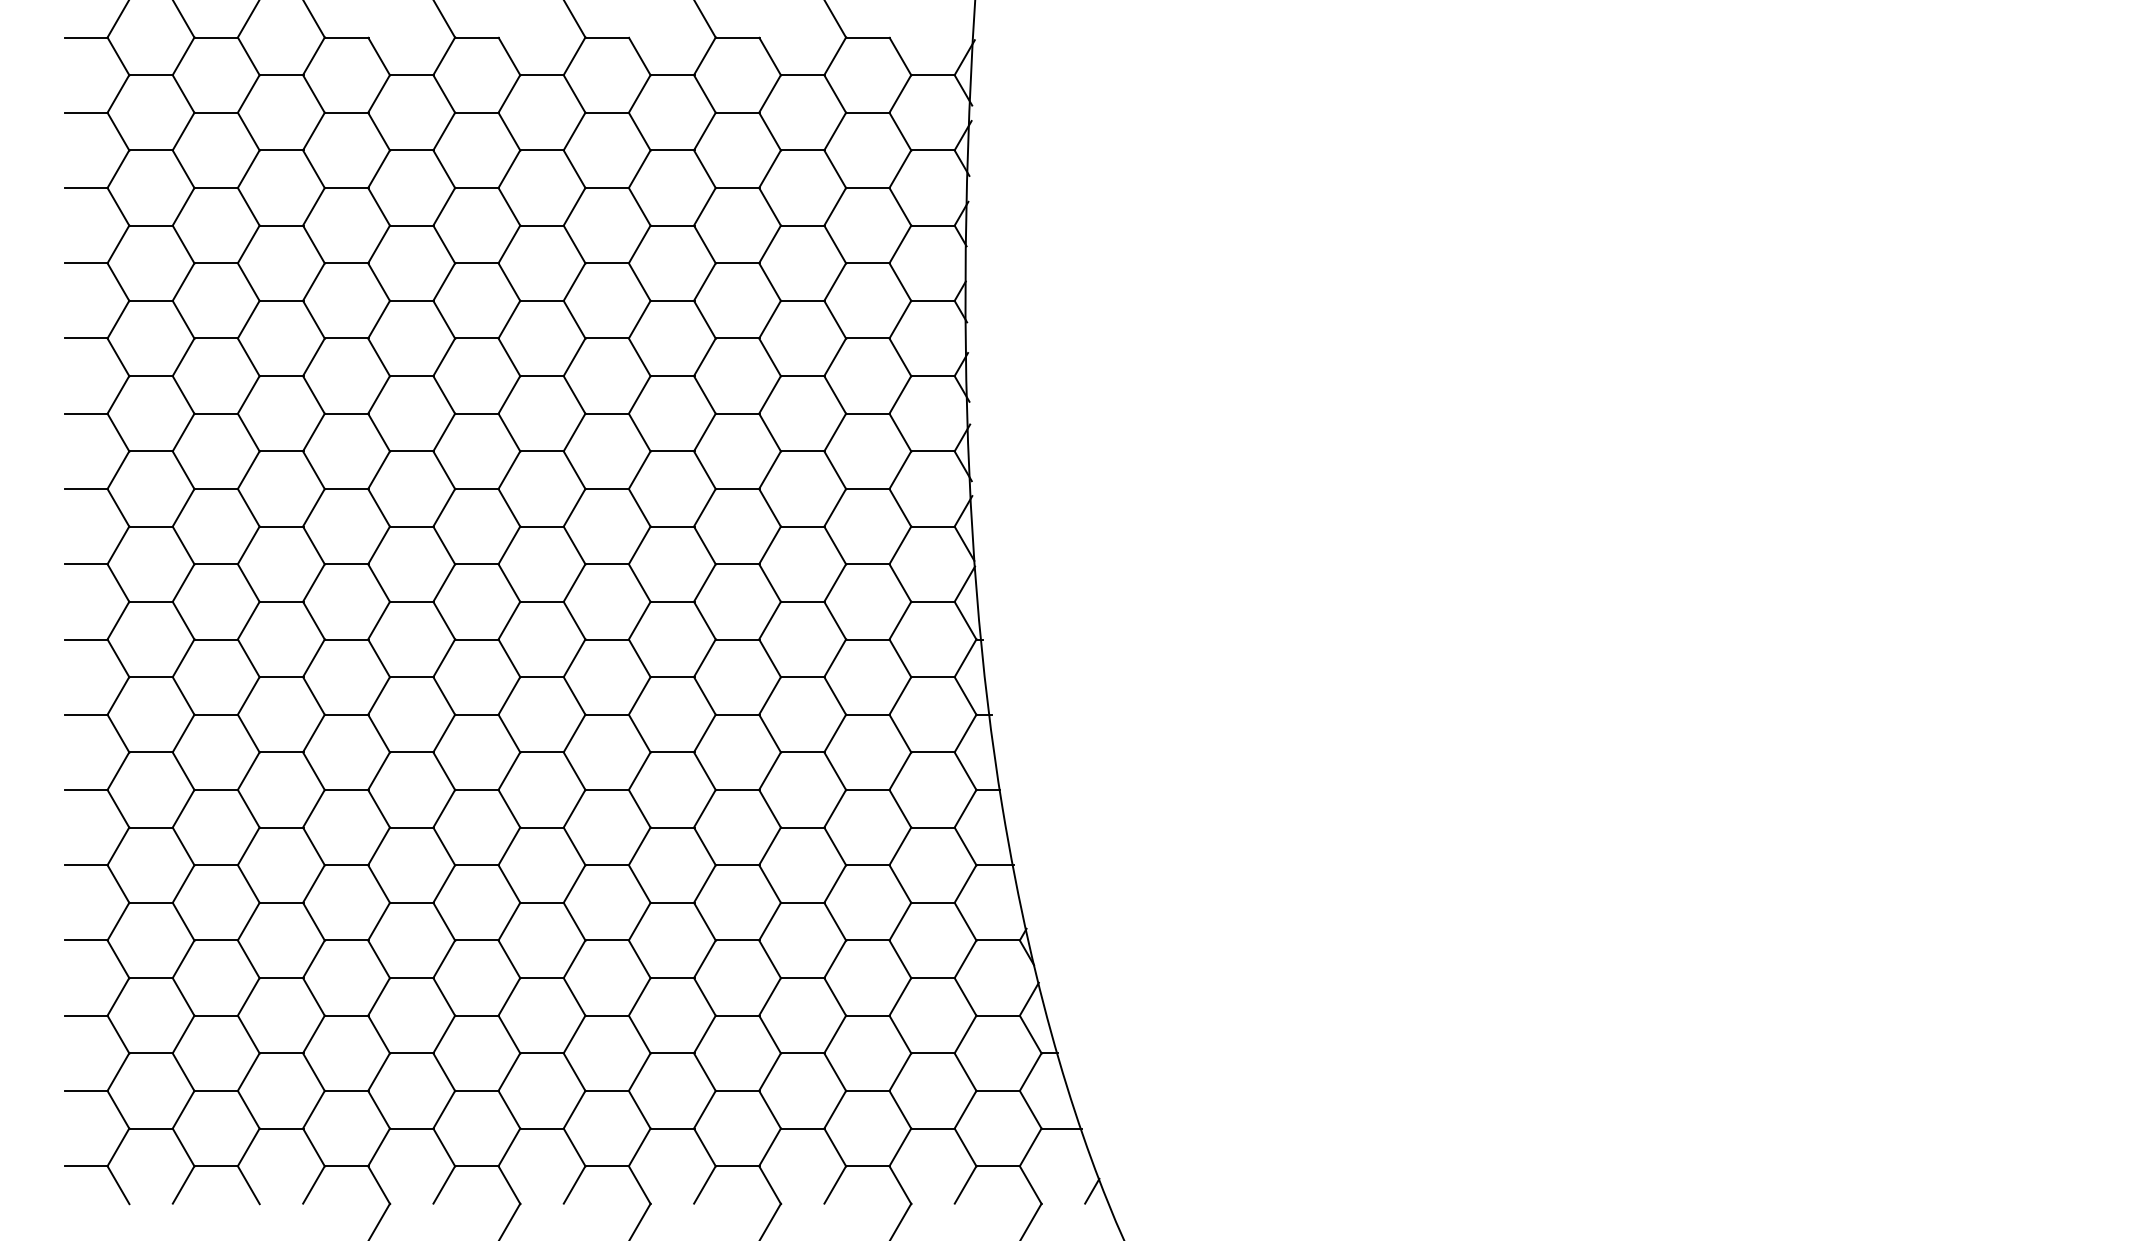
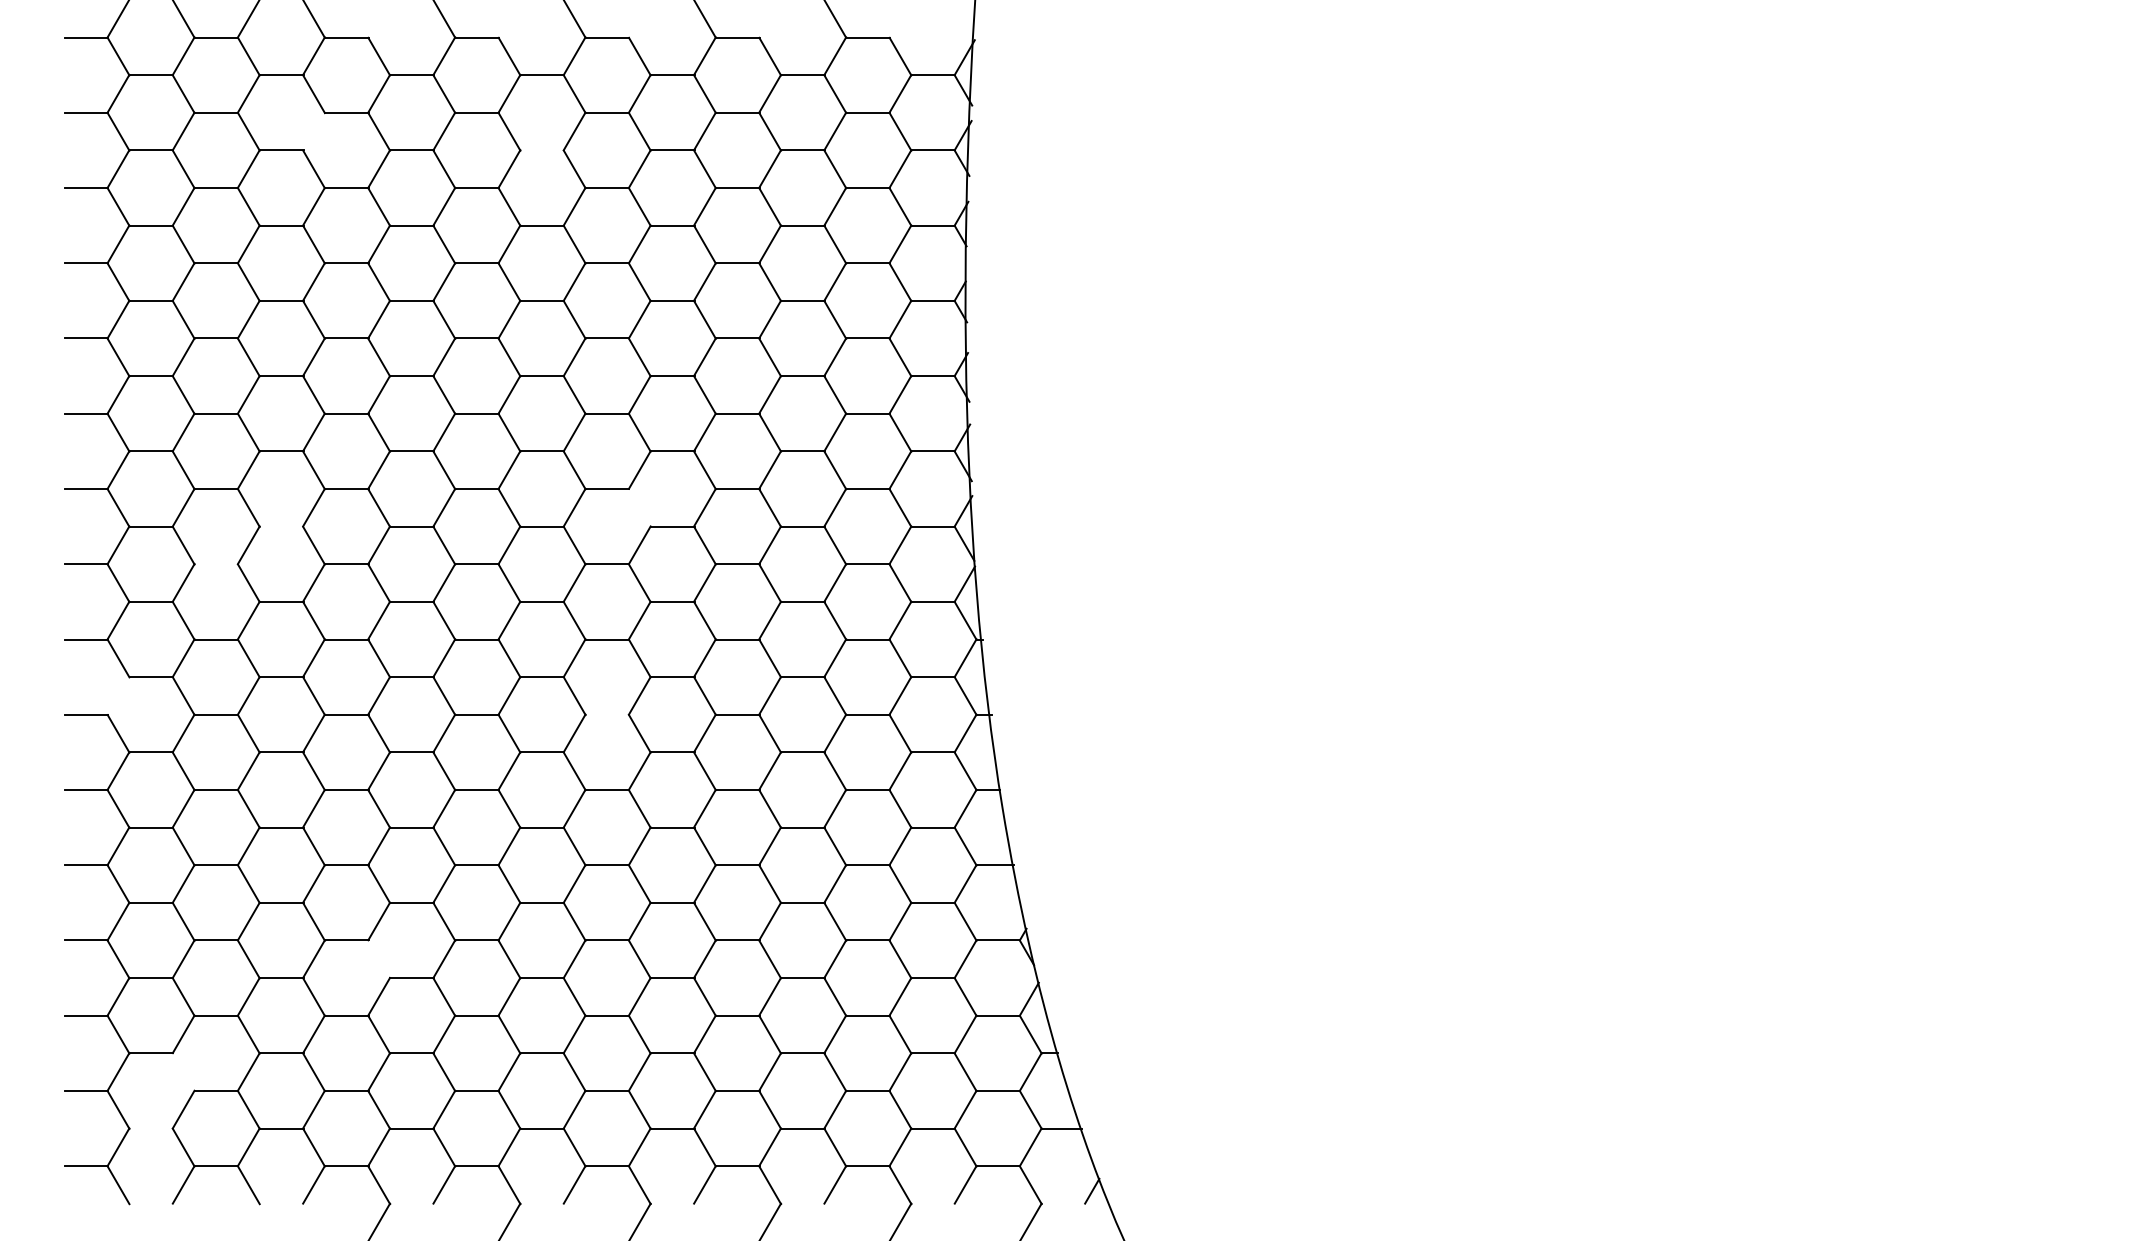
line: present -> none (313, 131)
line: present -> none (542, 150)
line: present -> none (639, 507)
line: present -> none (281, 526)
line: present -> none (216, 564)
line: present -> none (118, 695)
line: present -> none (607, 714)
line: present -> none (379, 959)
line: present -> none (183, 1072)
line: present -> none (151, 1128)
